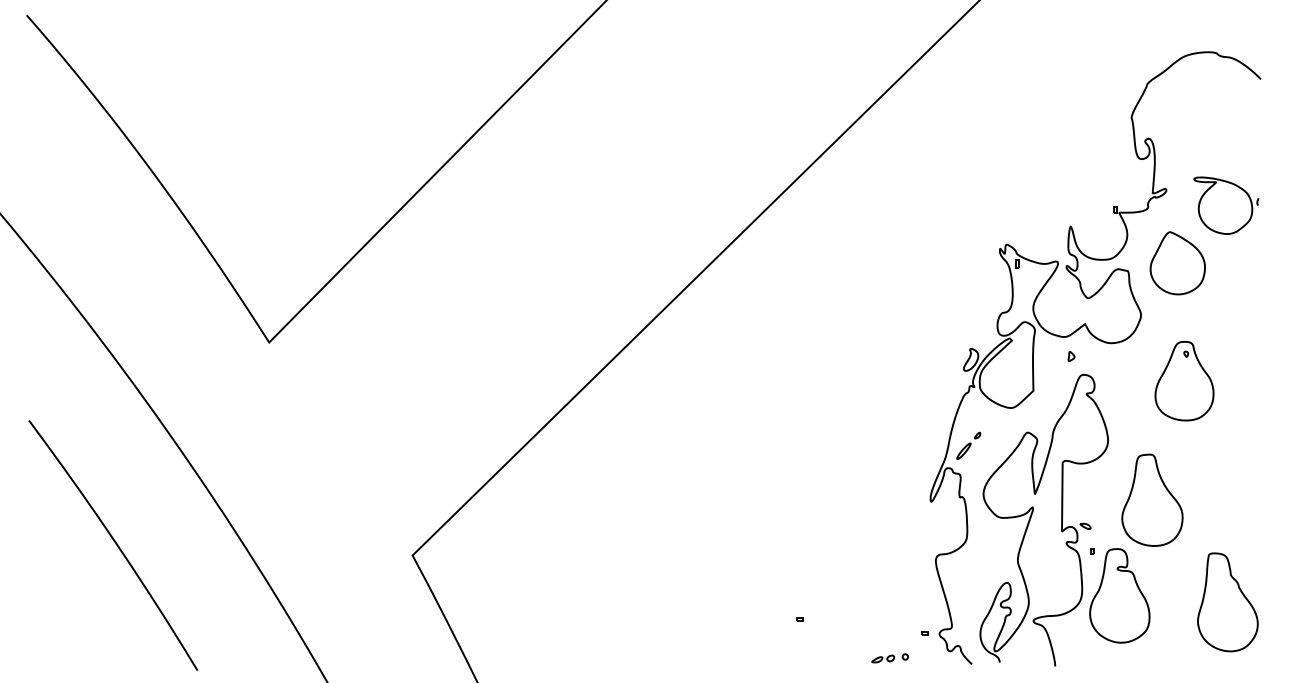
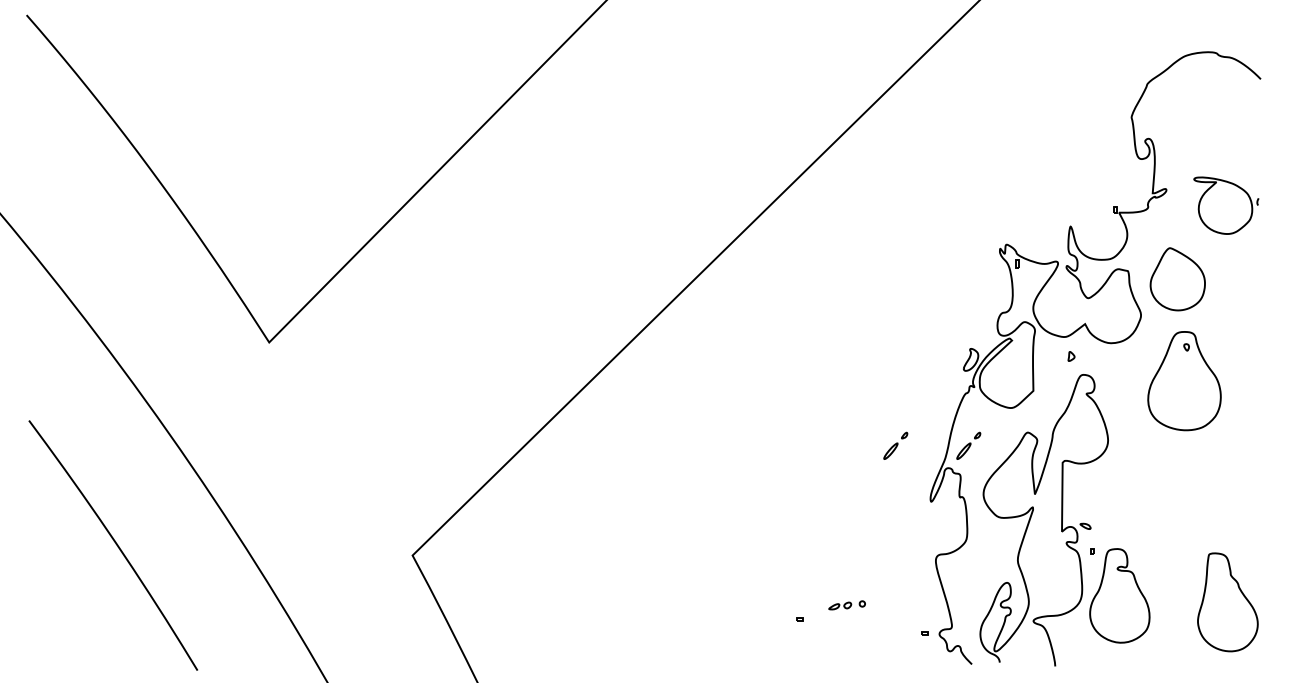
part position: (1177, 263) -> (1177, 279) (1177, 279)
part size: 61x81 px -> 75x101 px (1184, 381)
part: none -> present (895, 445)
part: present -> none (1152, 499)
part position: (889, 658) -> (846, 605) (846, 605)
